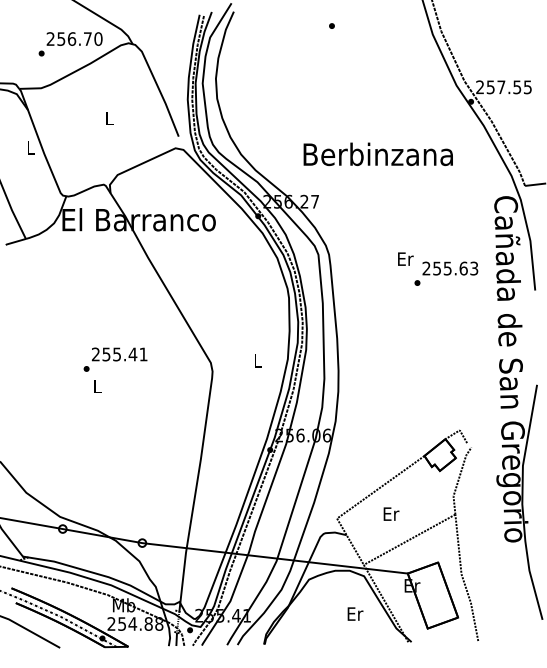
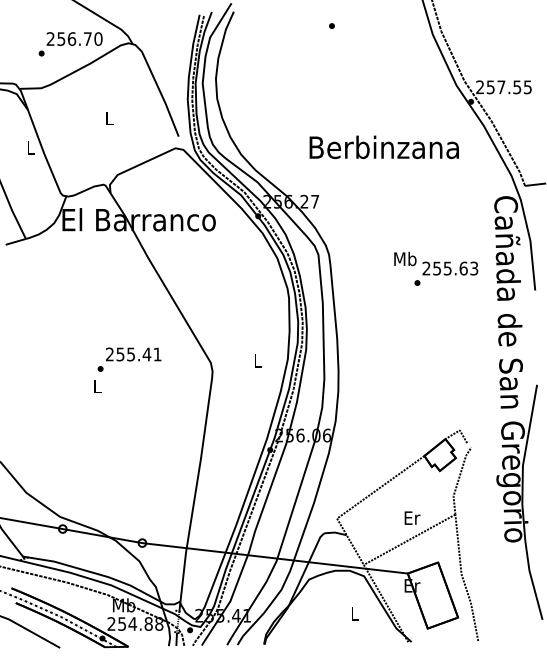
text position: (377, 154) -> (383, 147) (383, 147)
text: Er -> Mb (405, 258)
text position: (115, 359) -> (129, 359) (129, 359)
text position: (391, 513) -> (412, 517) (412, 517)
text: Er -> L (355, 613)
